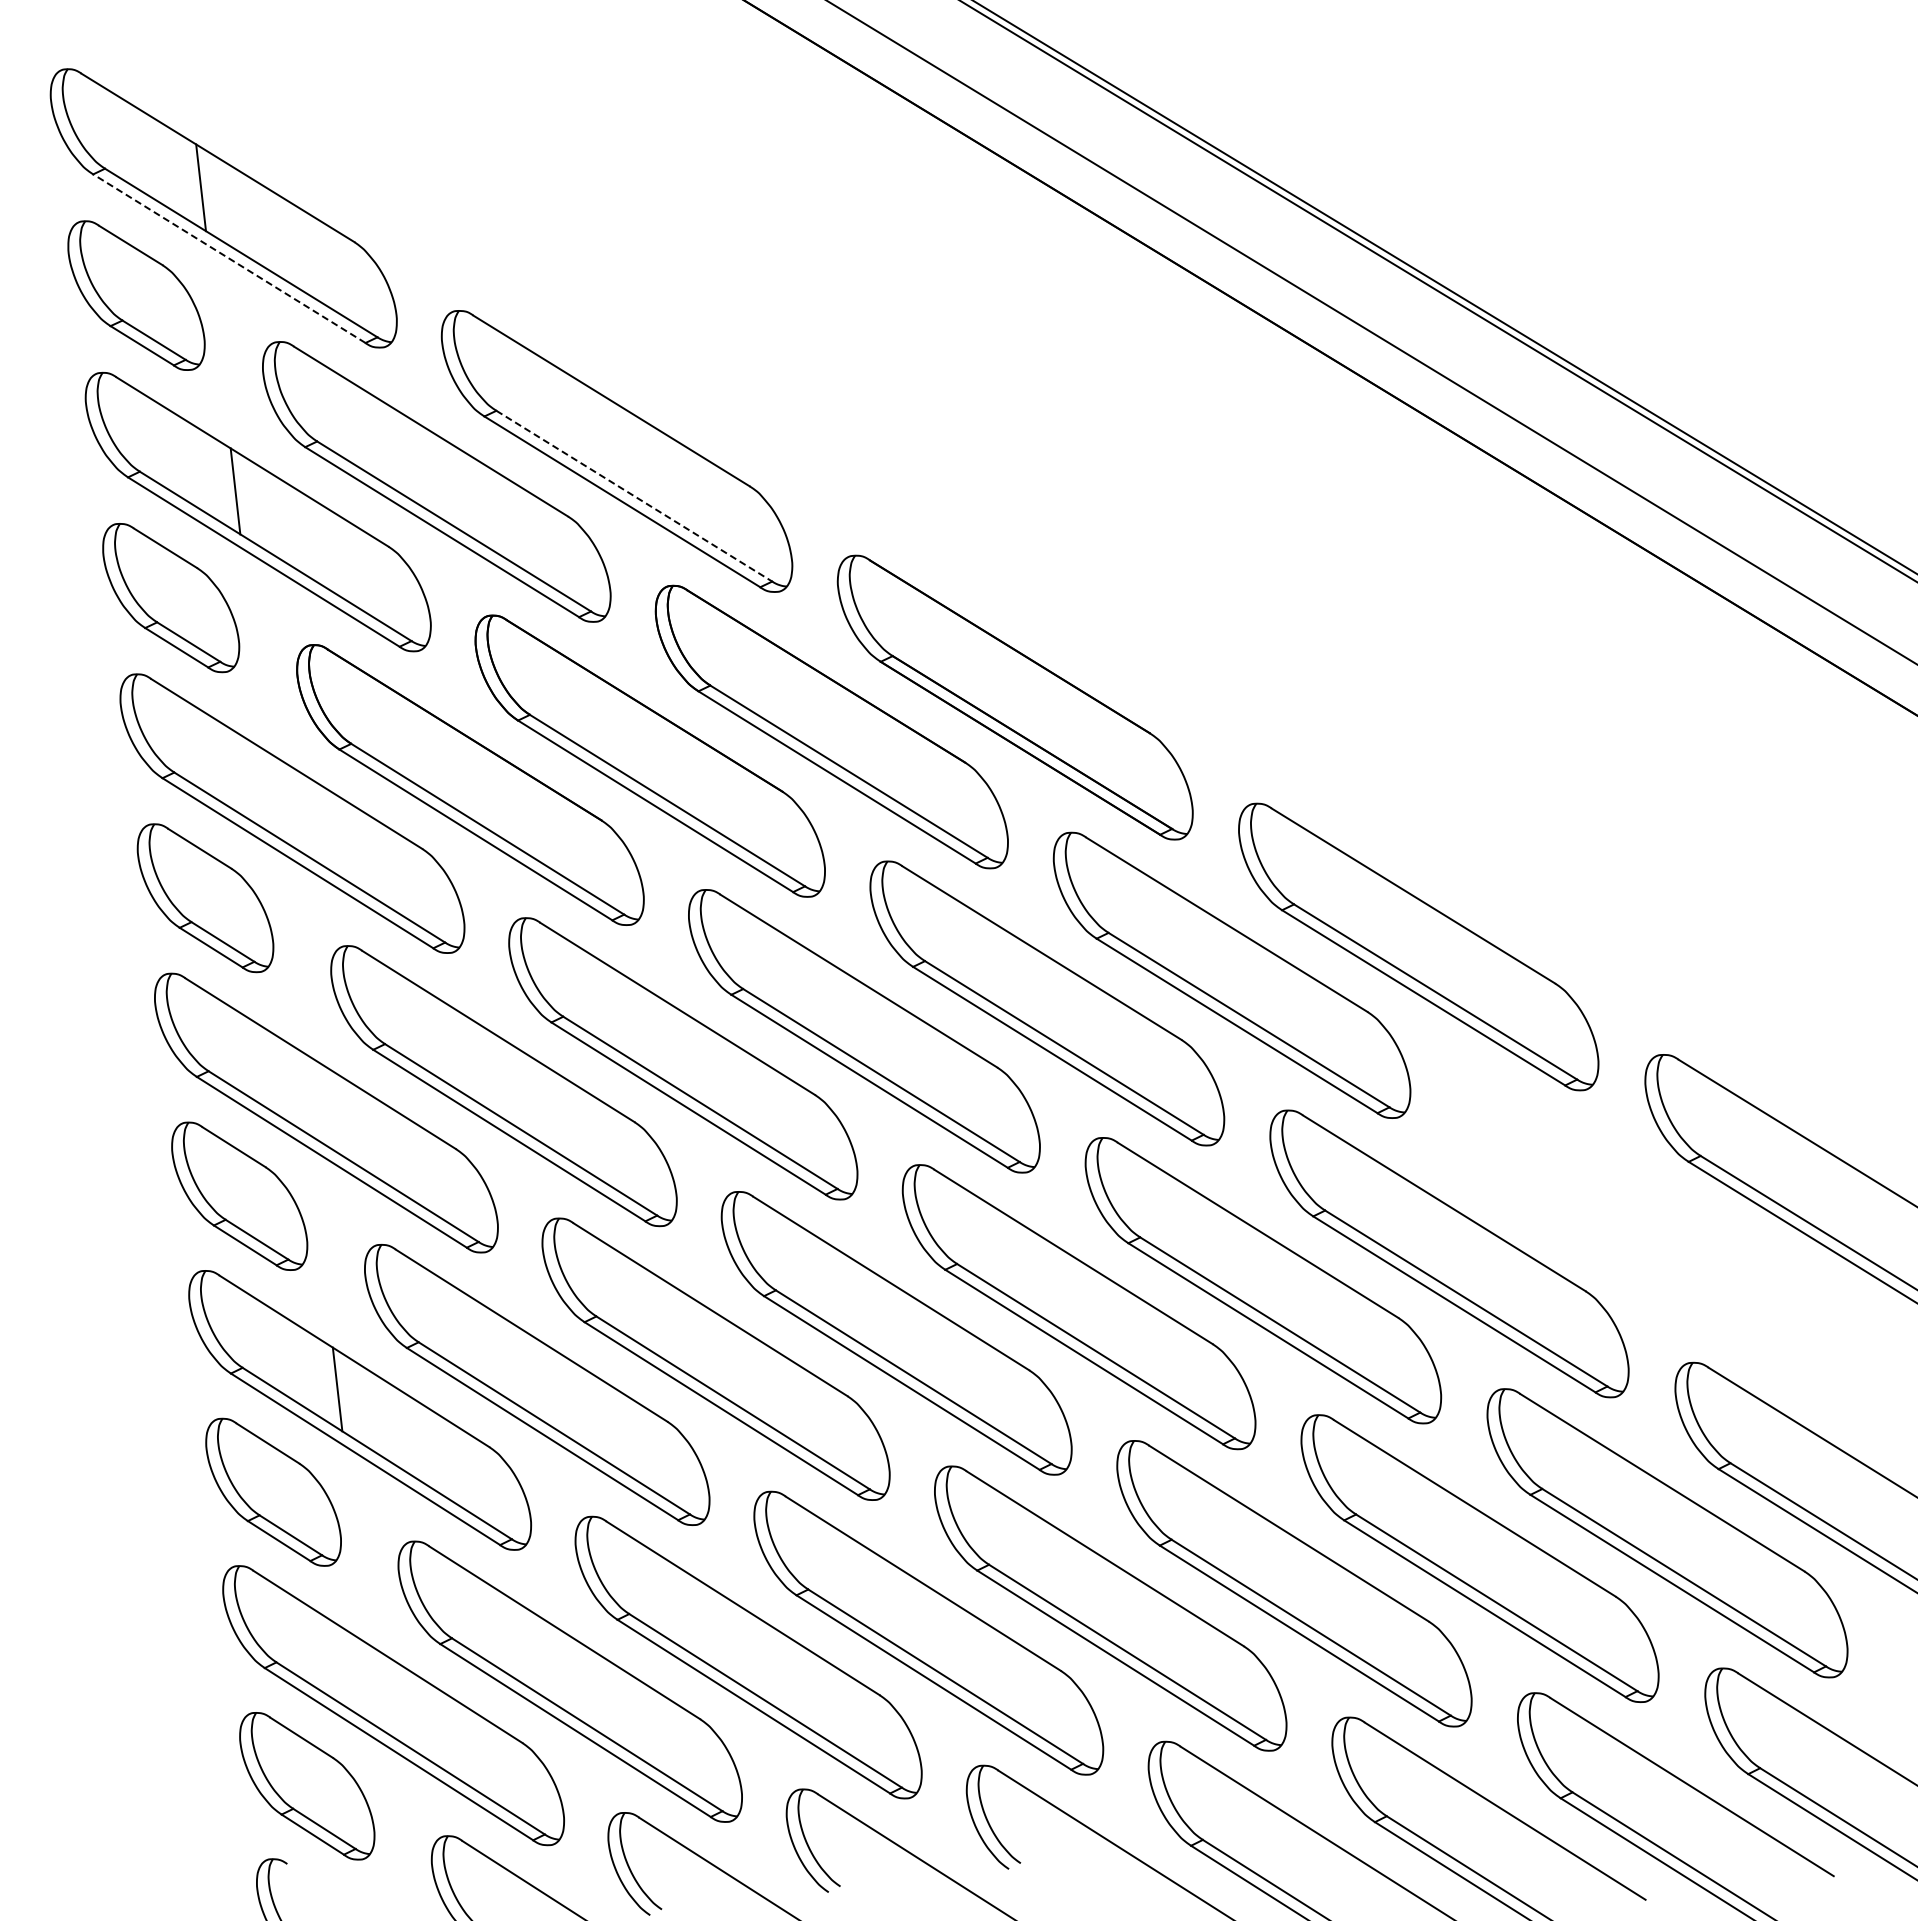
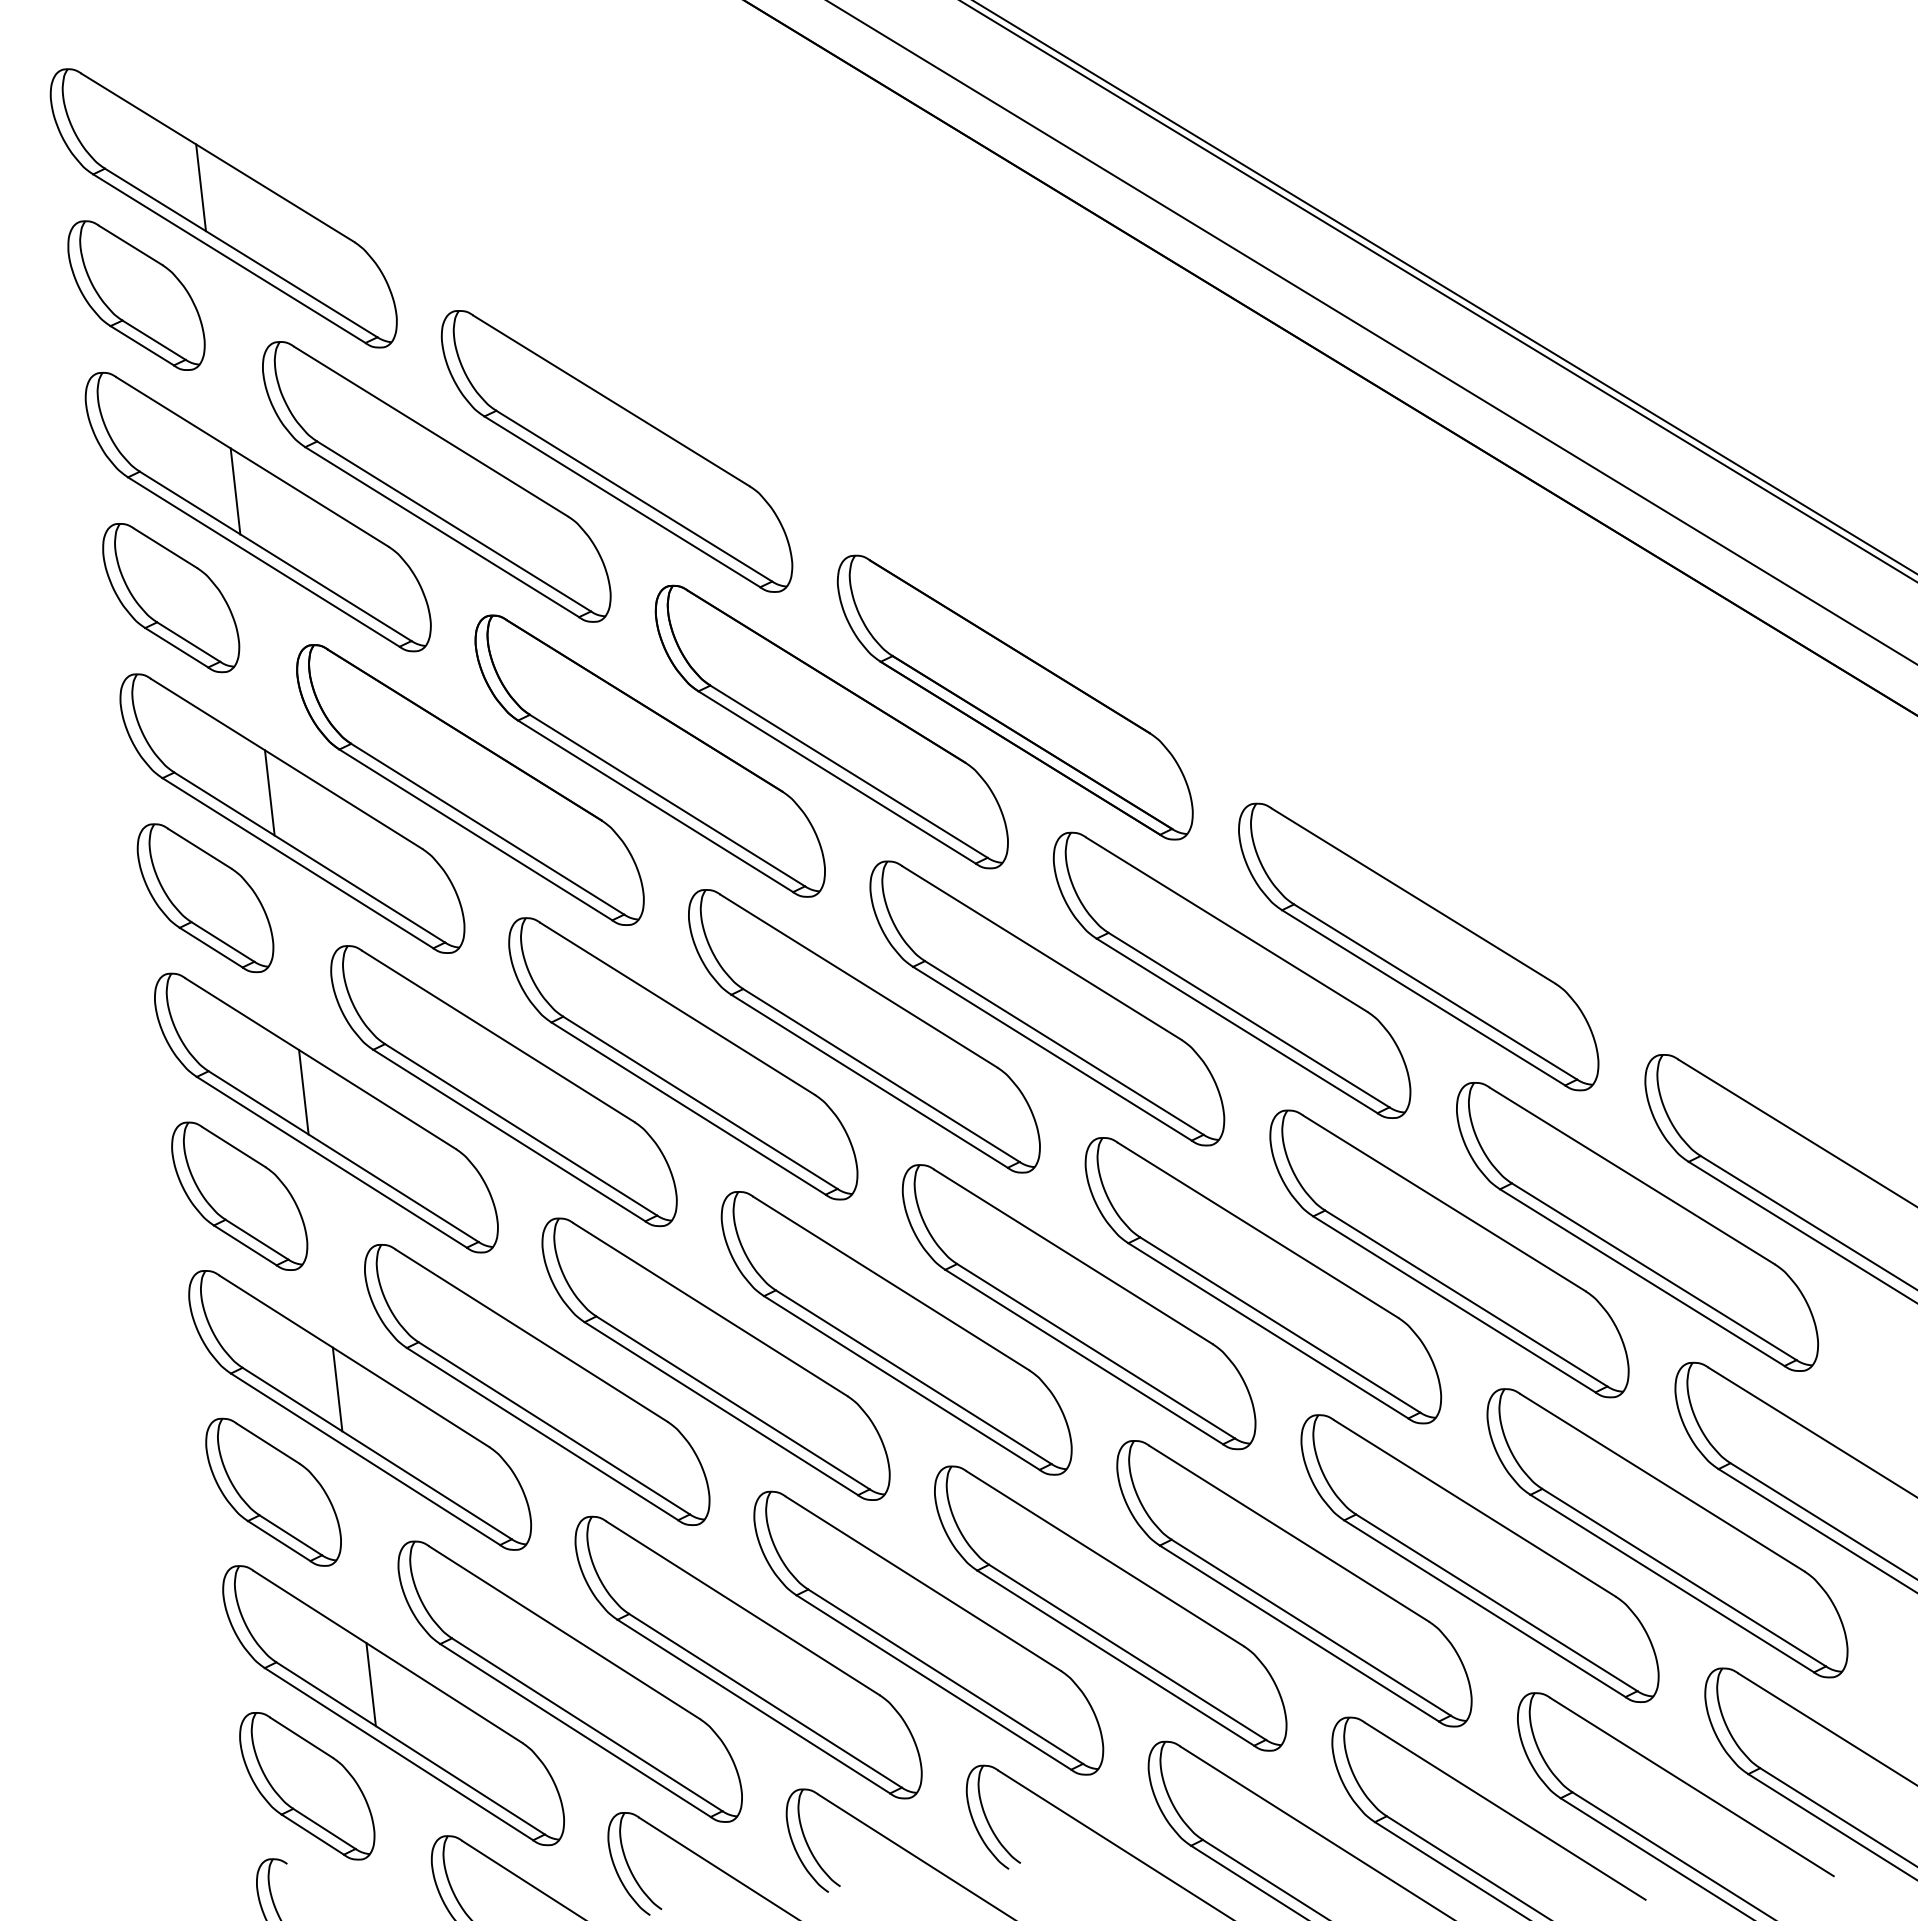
line: dashed -> solid (228, 258)
line: dashed -> solid (634, 496)
line: none -> present (269, 792)
line: none -> present (303, 1092)
part: none -> present (1637, 1226)
line: none -> present (370, 1684)
